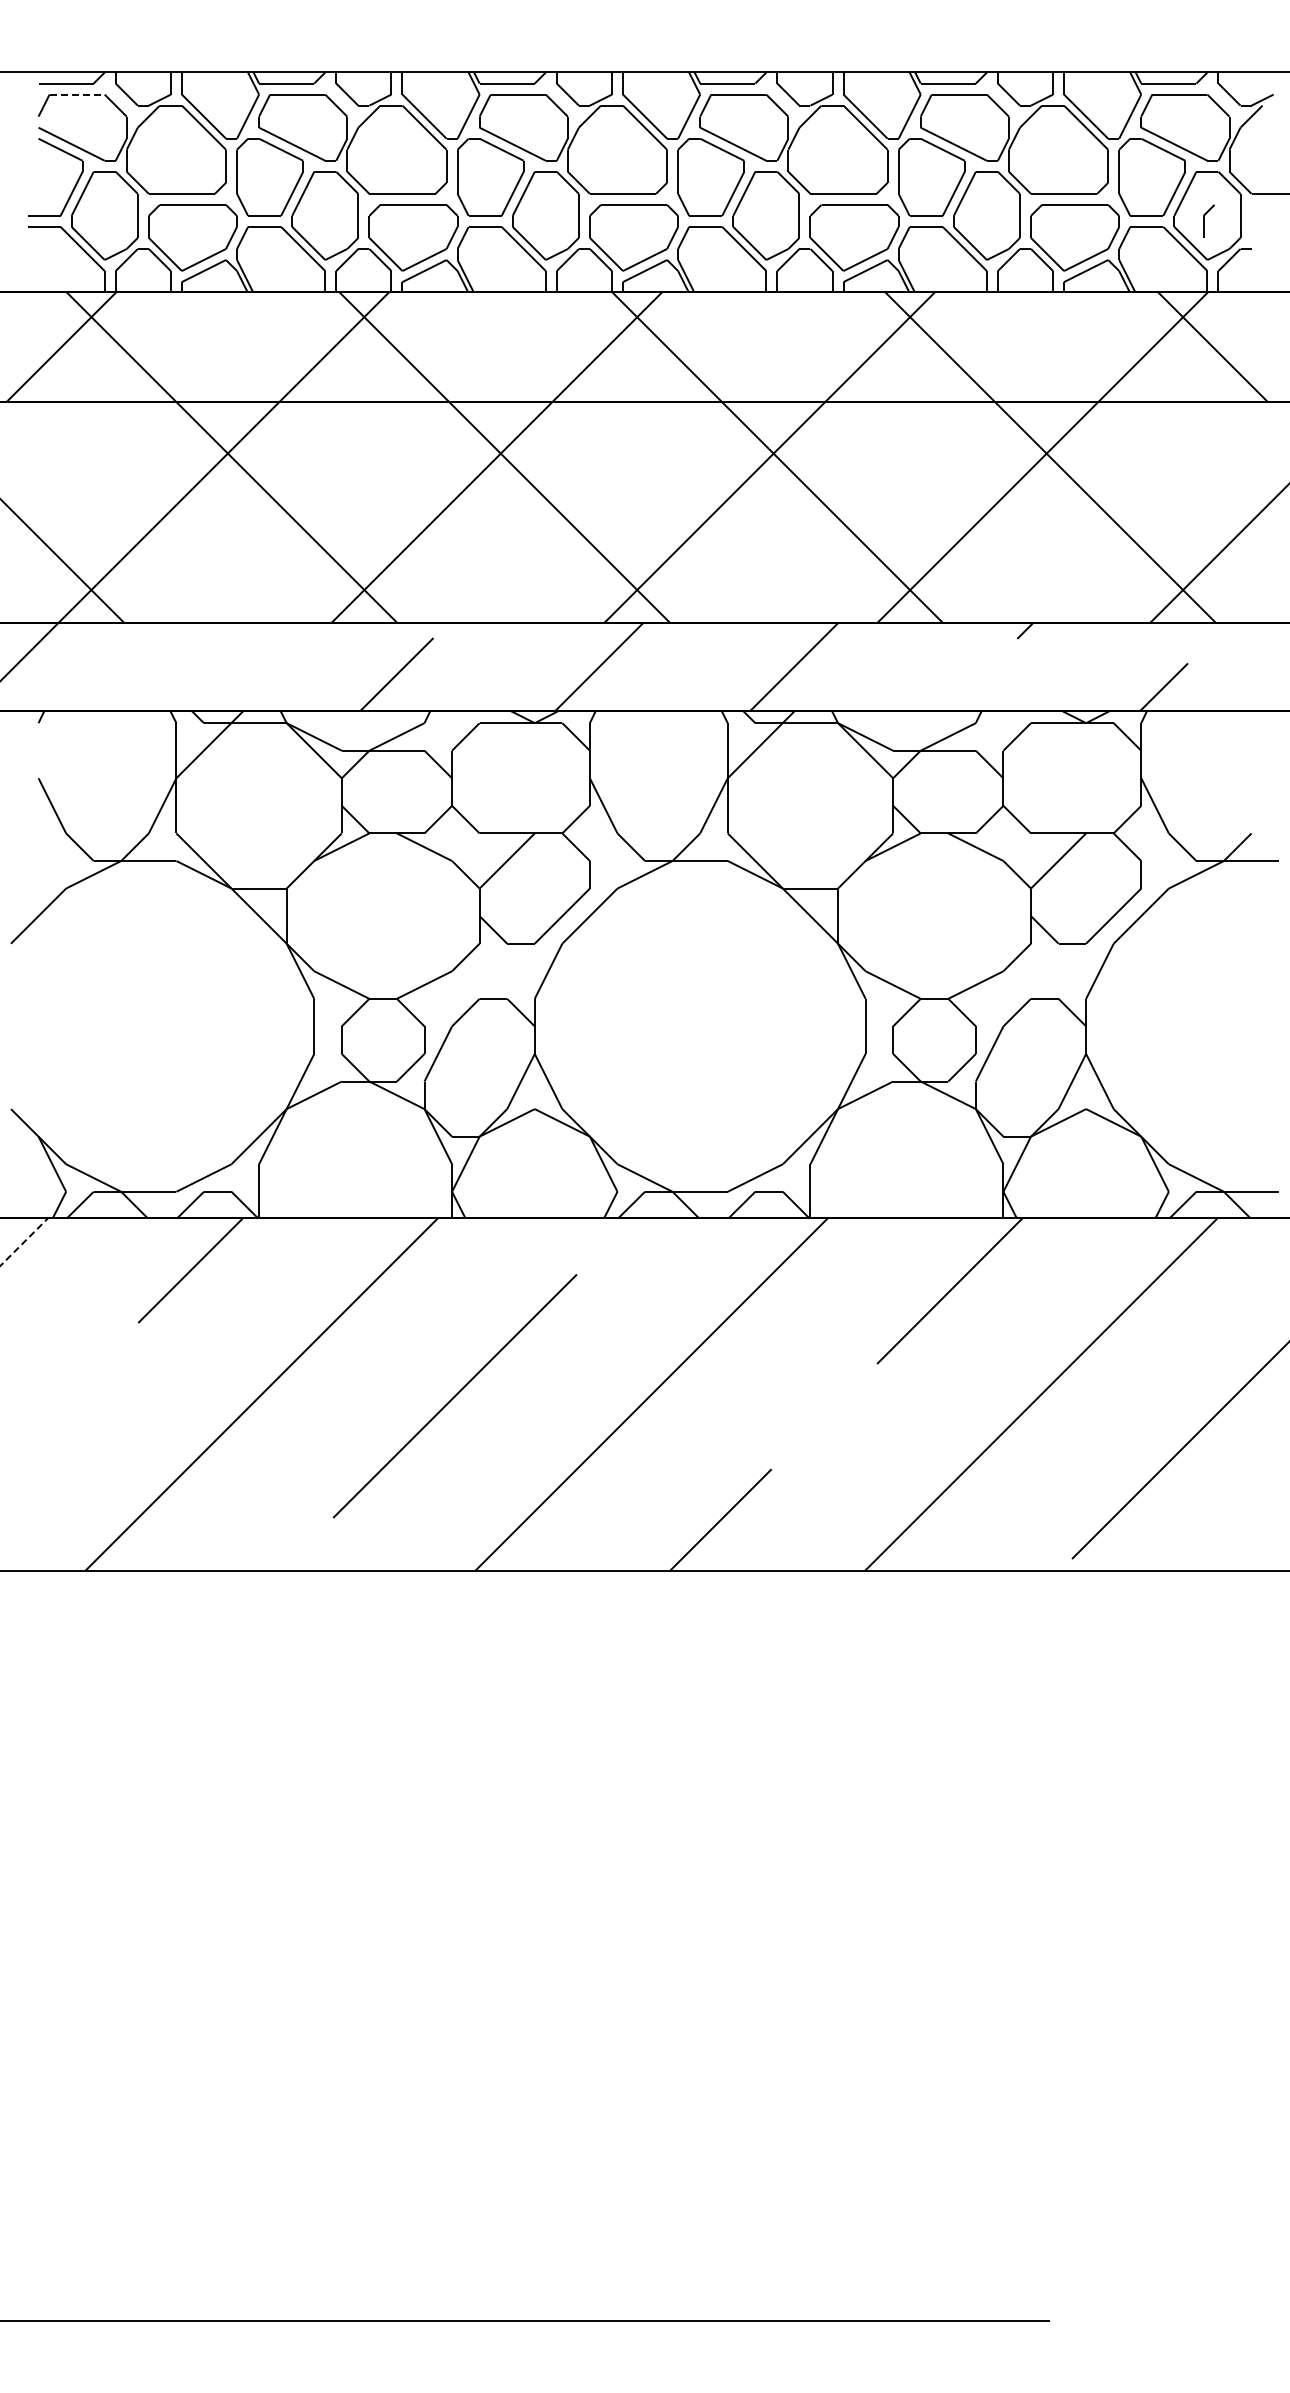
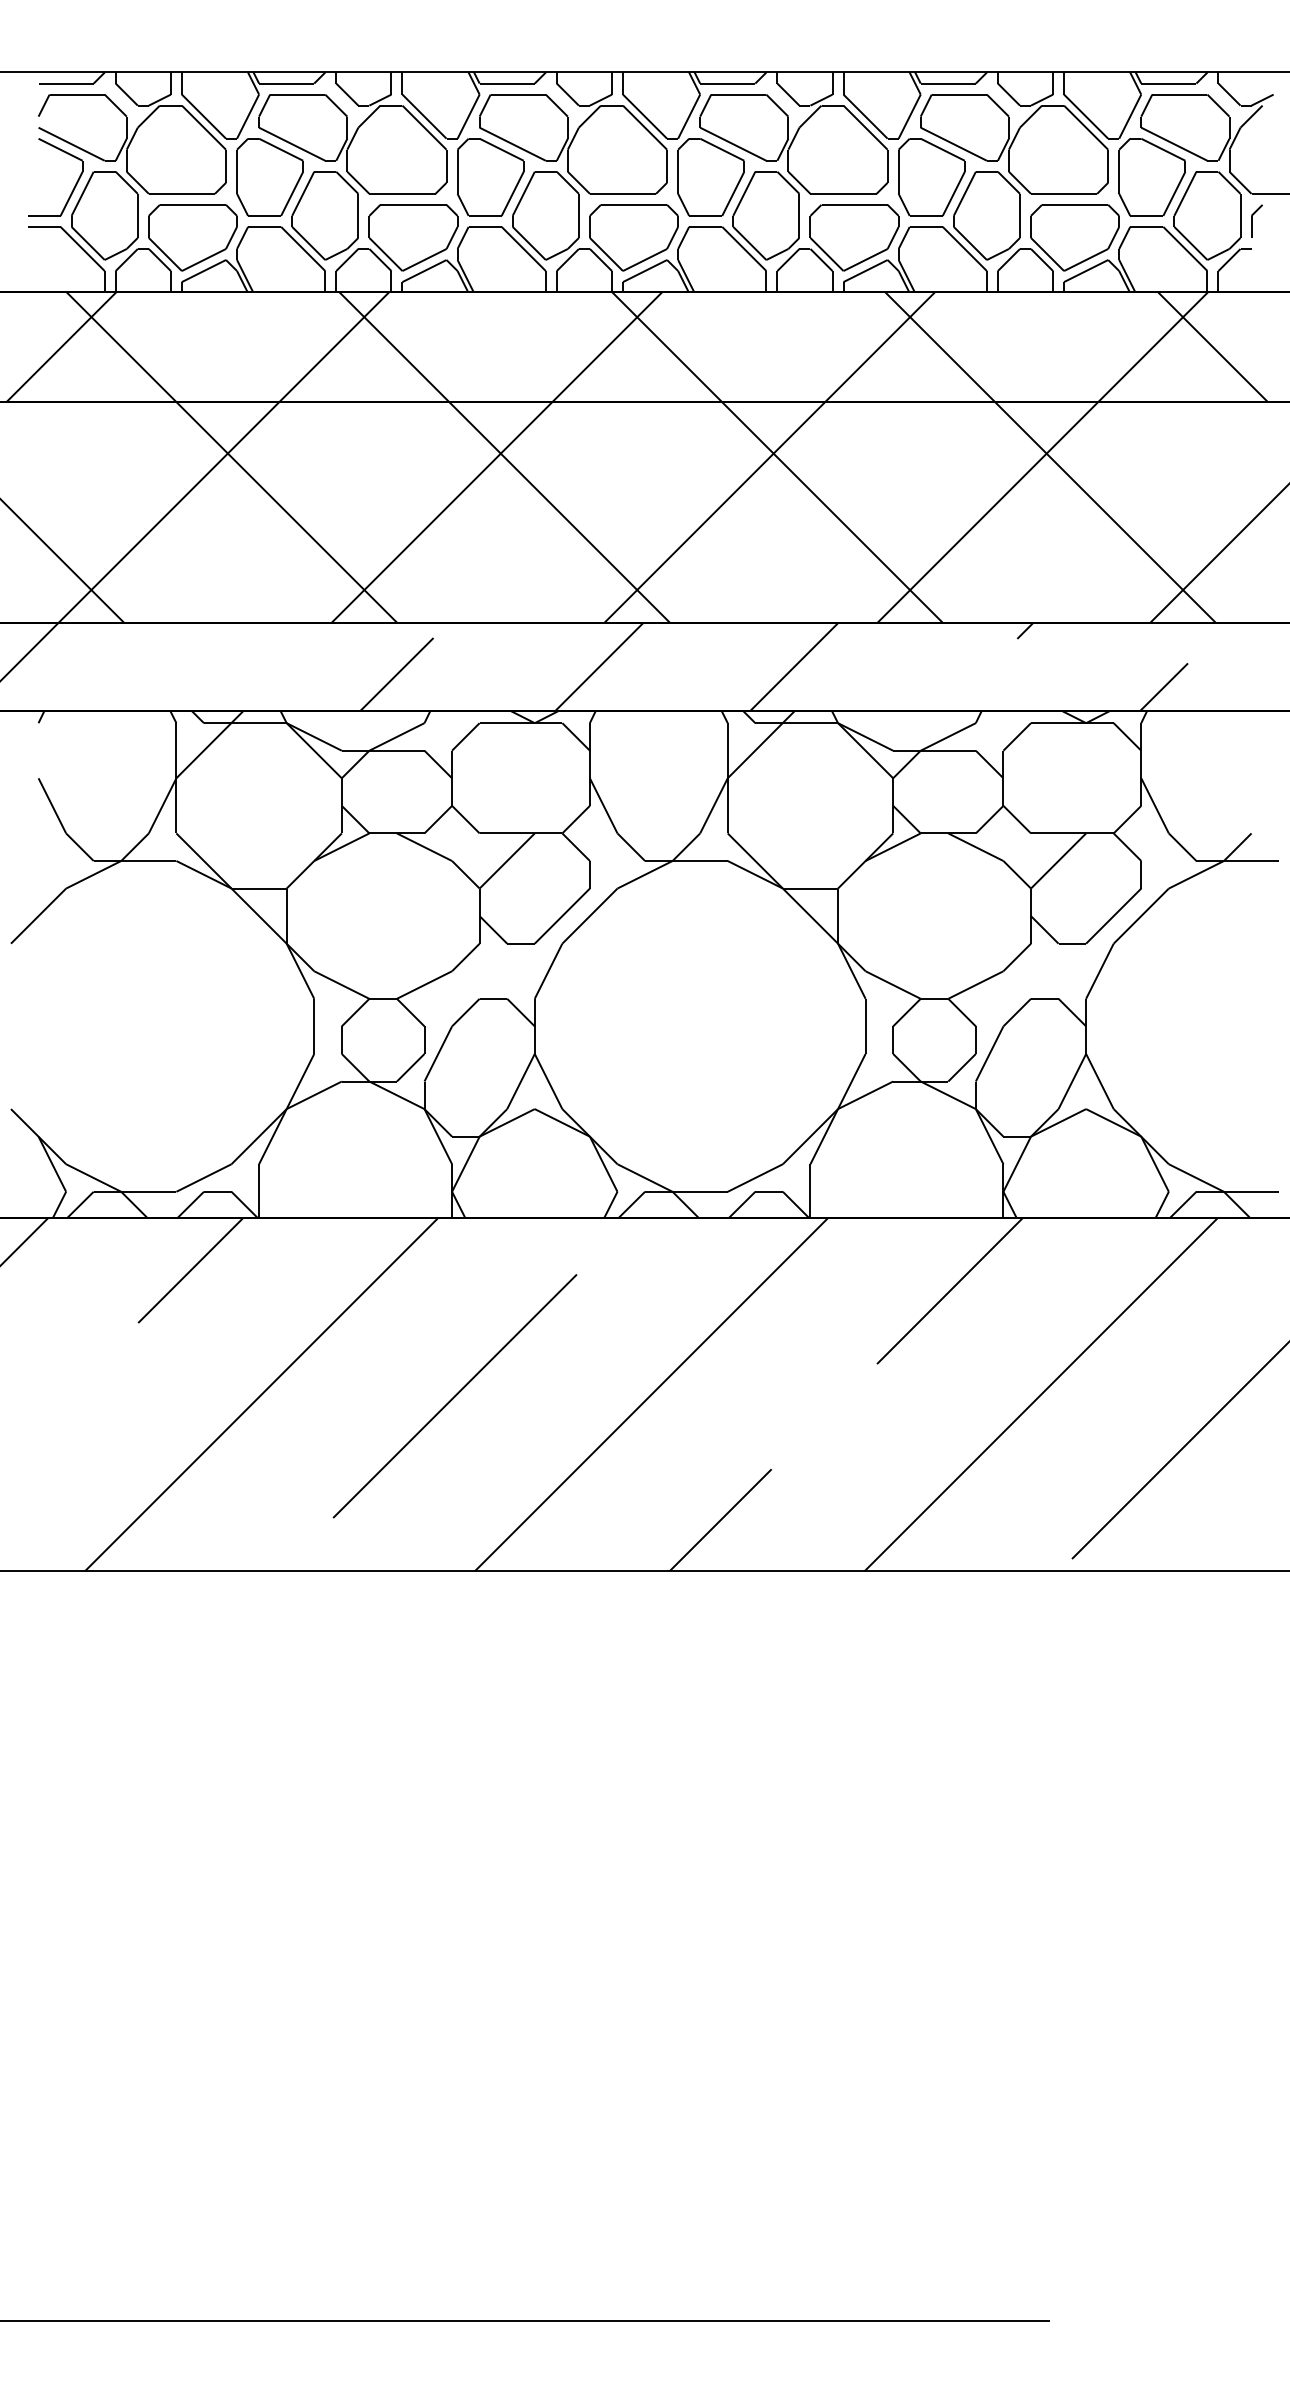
line: dashed -> solid (77, 94)
part position: (1208, 220) -> (1256, 220) (1256, 220)
line: dashed -> solid (24, 1241)
